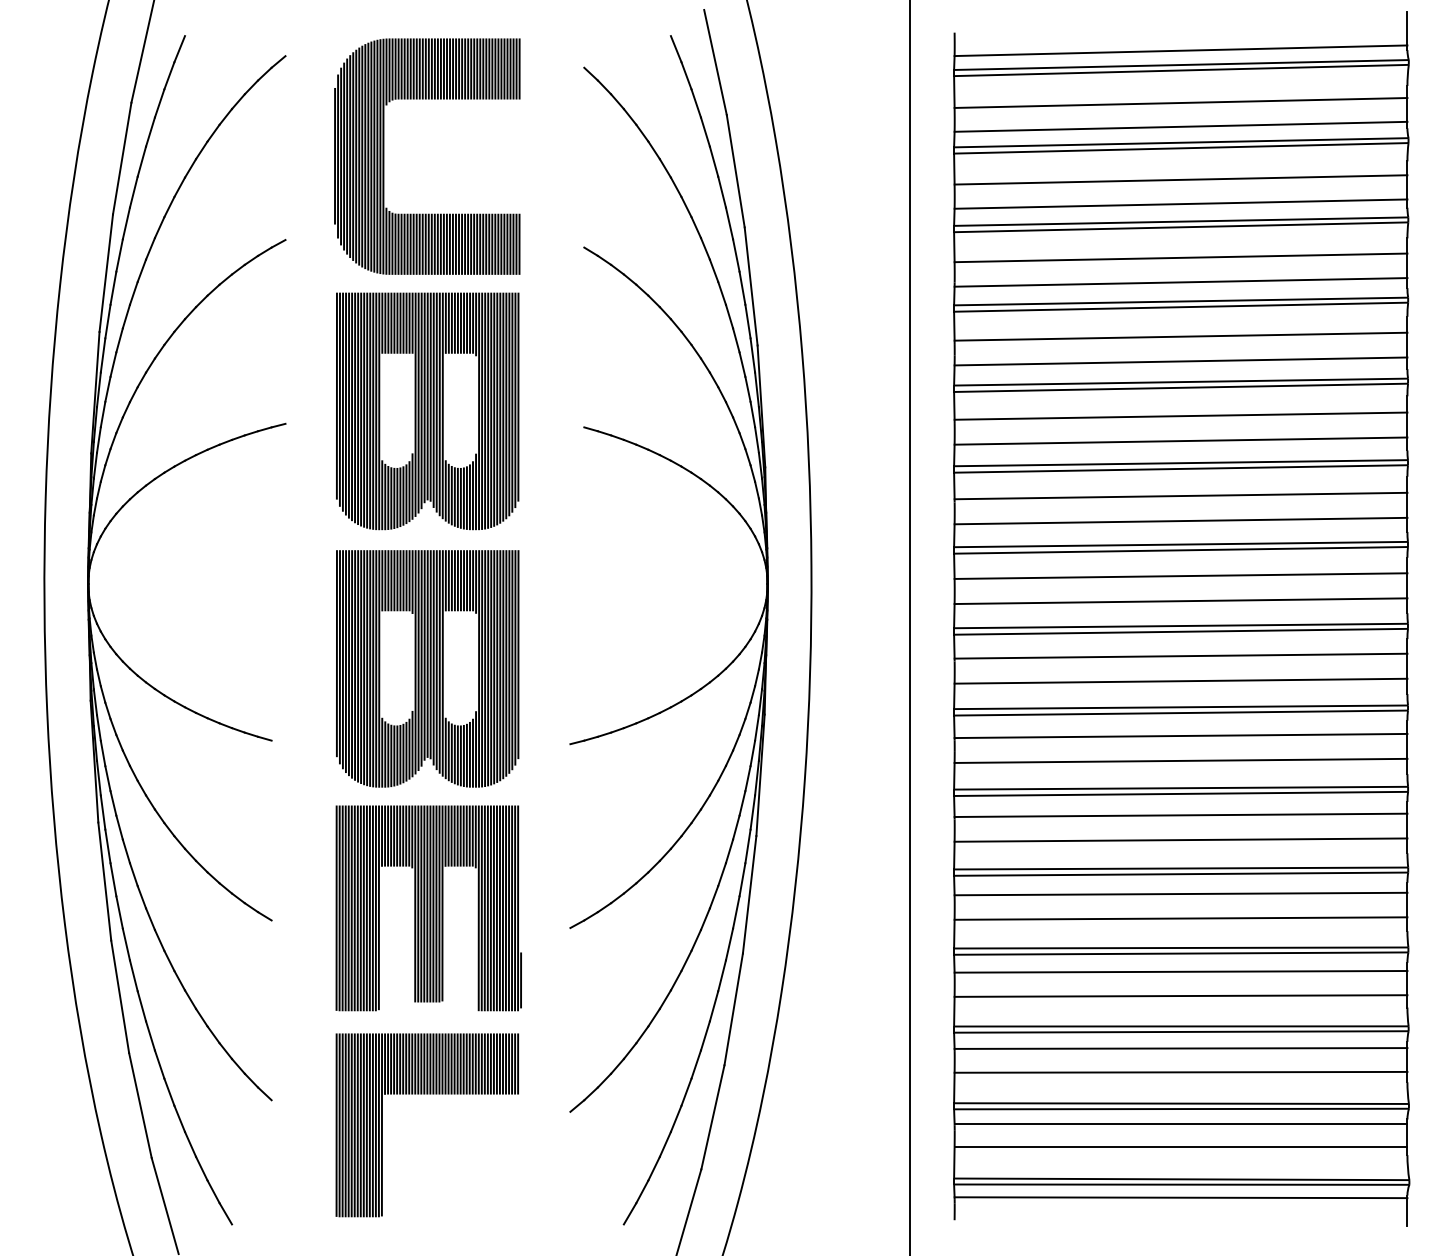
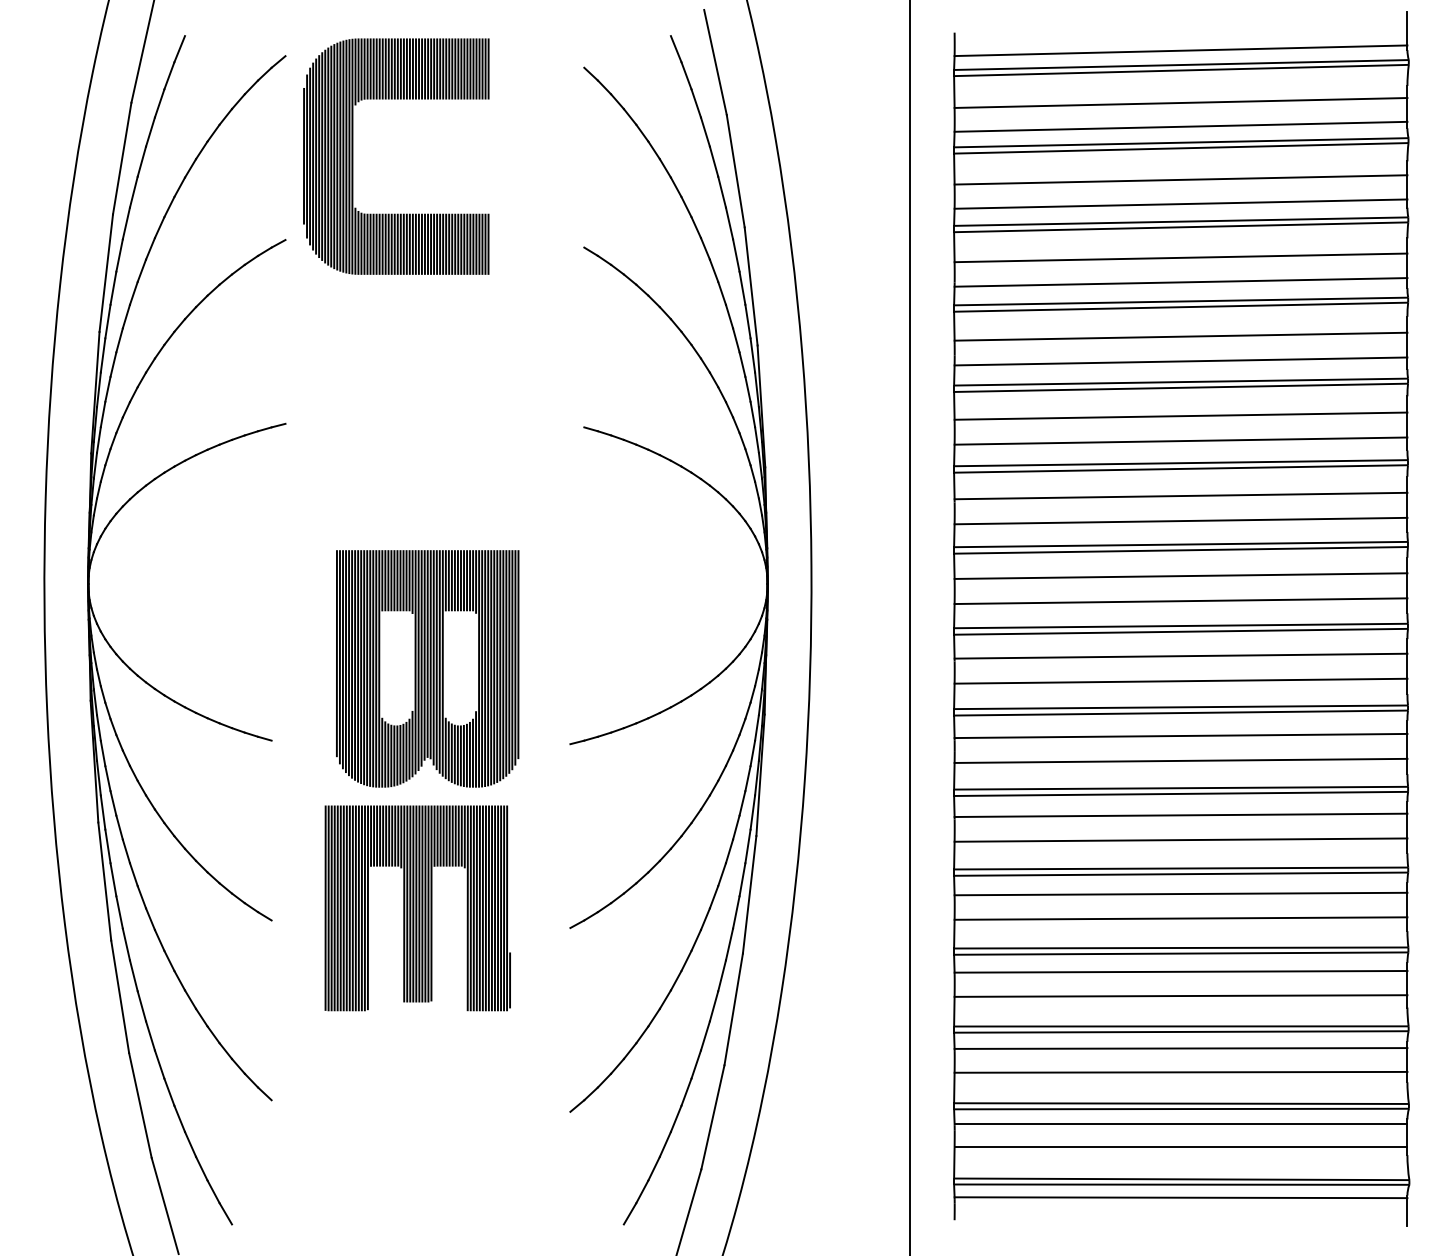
part position: (384, 156) -> (353, 156) (353, 156)
part: present -> none (427, 411)
part position: (428, 908) -> (417, 908) (417, 908)
part: present -> none (426, 1094)
